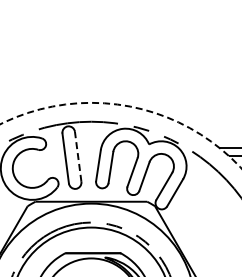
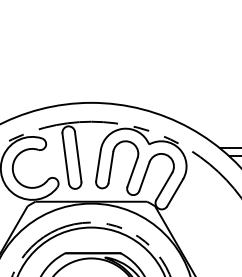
arc: dashed -> solid (128, 106)
line: dashed -> solid (78, 156)
